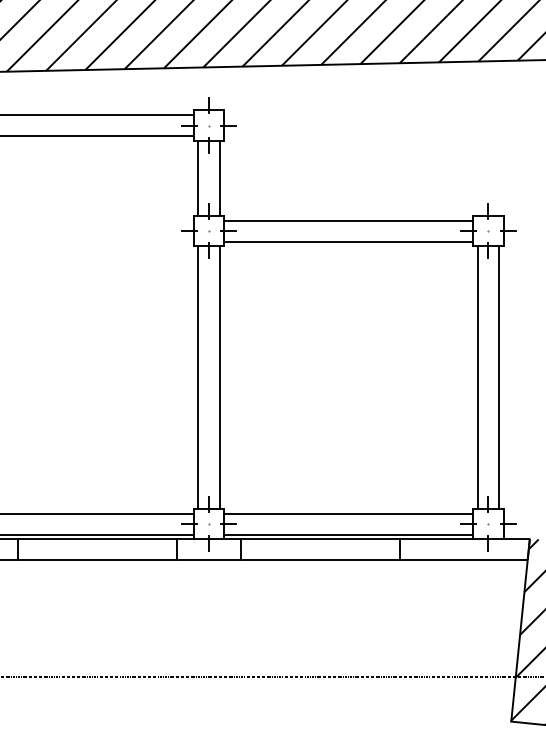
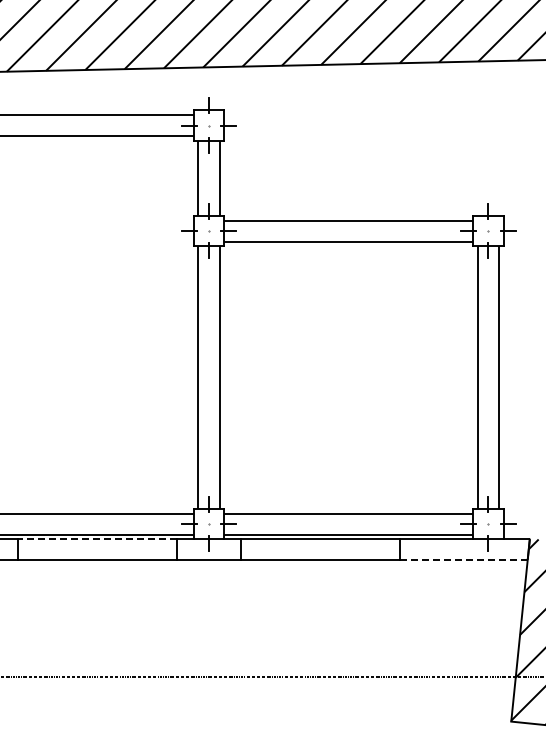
line: solid -> dashed (96, 539)
line: solid -> dashed (463, 559)
